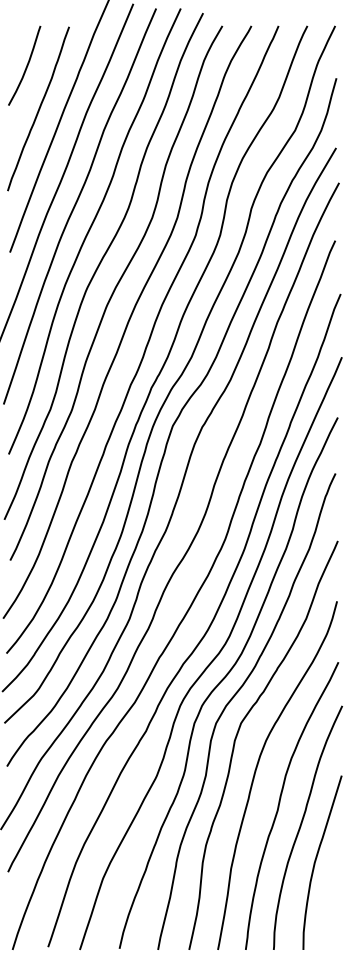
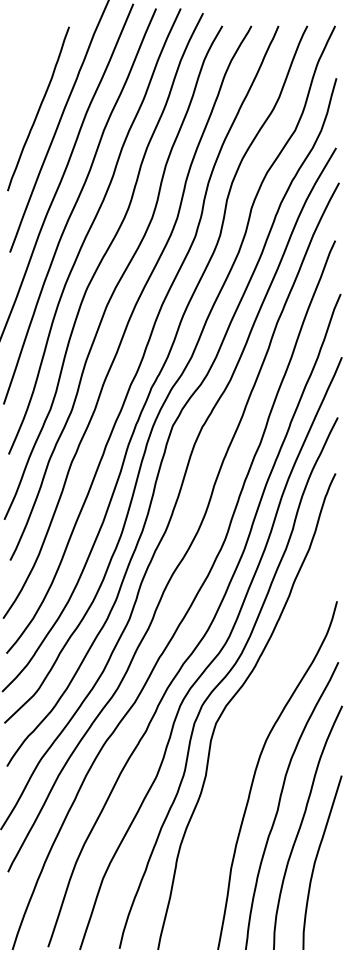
curve: present -> none (26, 65)
curve: present -> none (237, 736)
